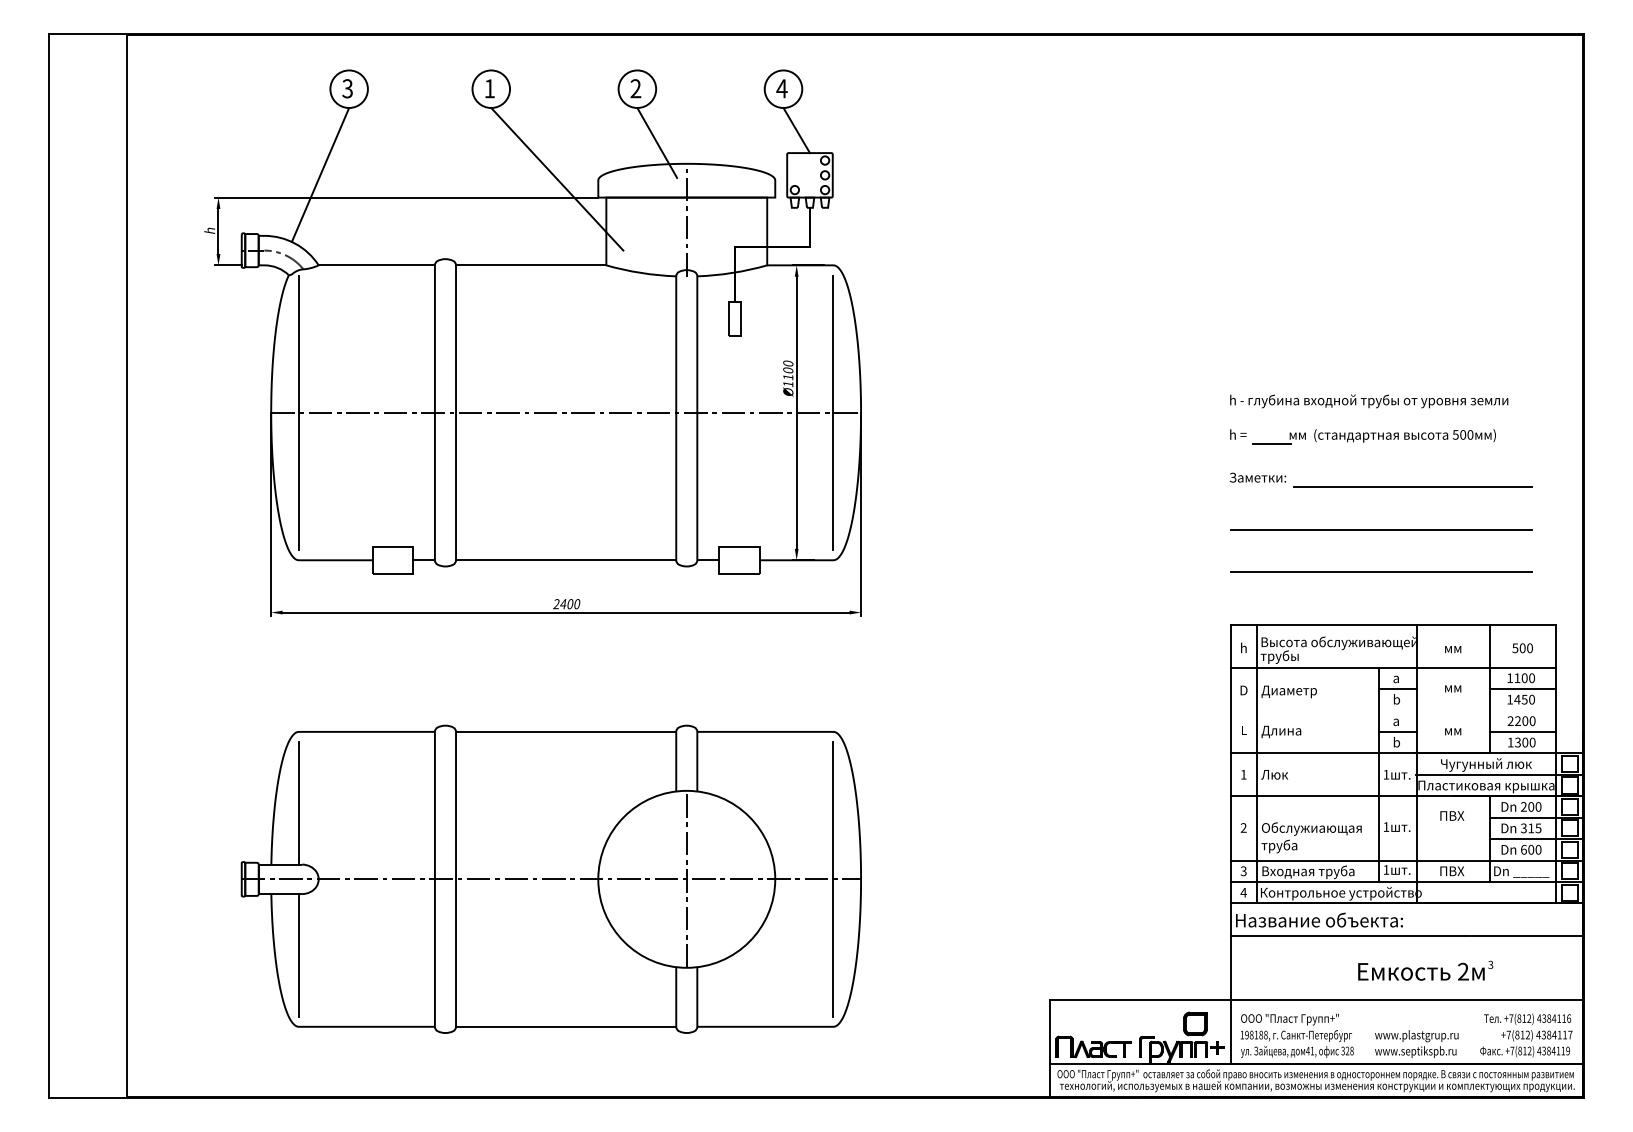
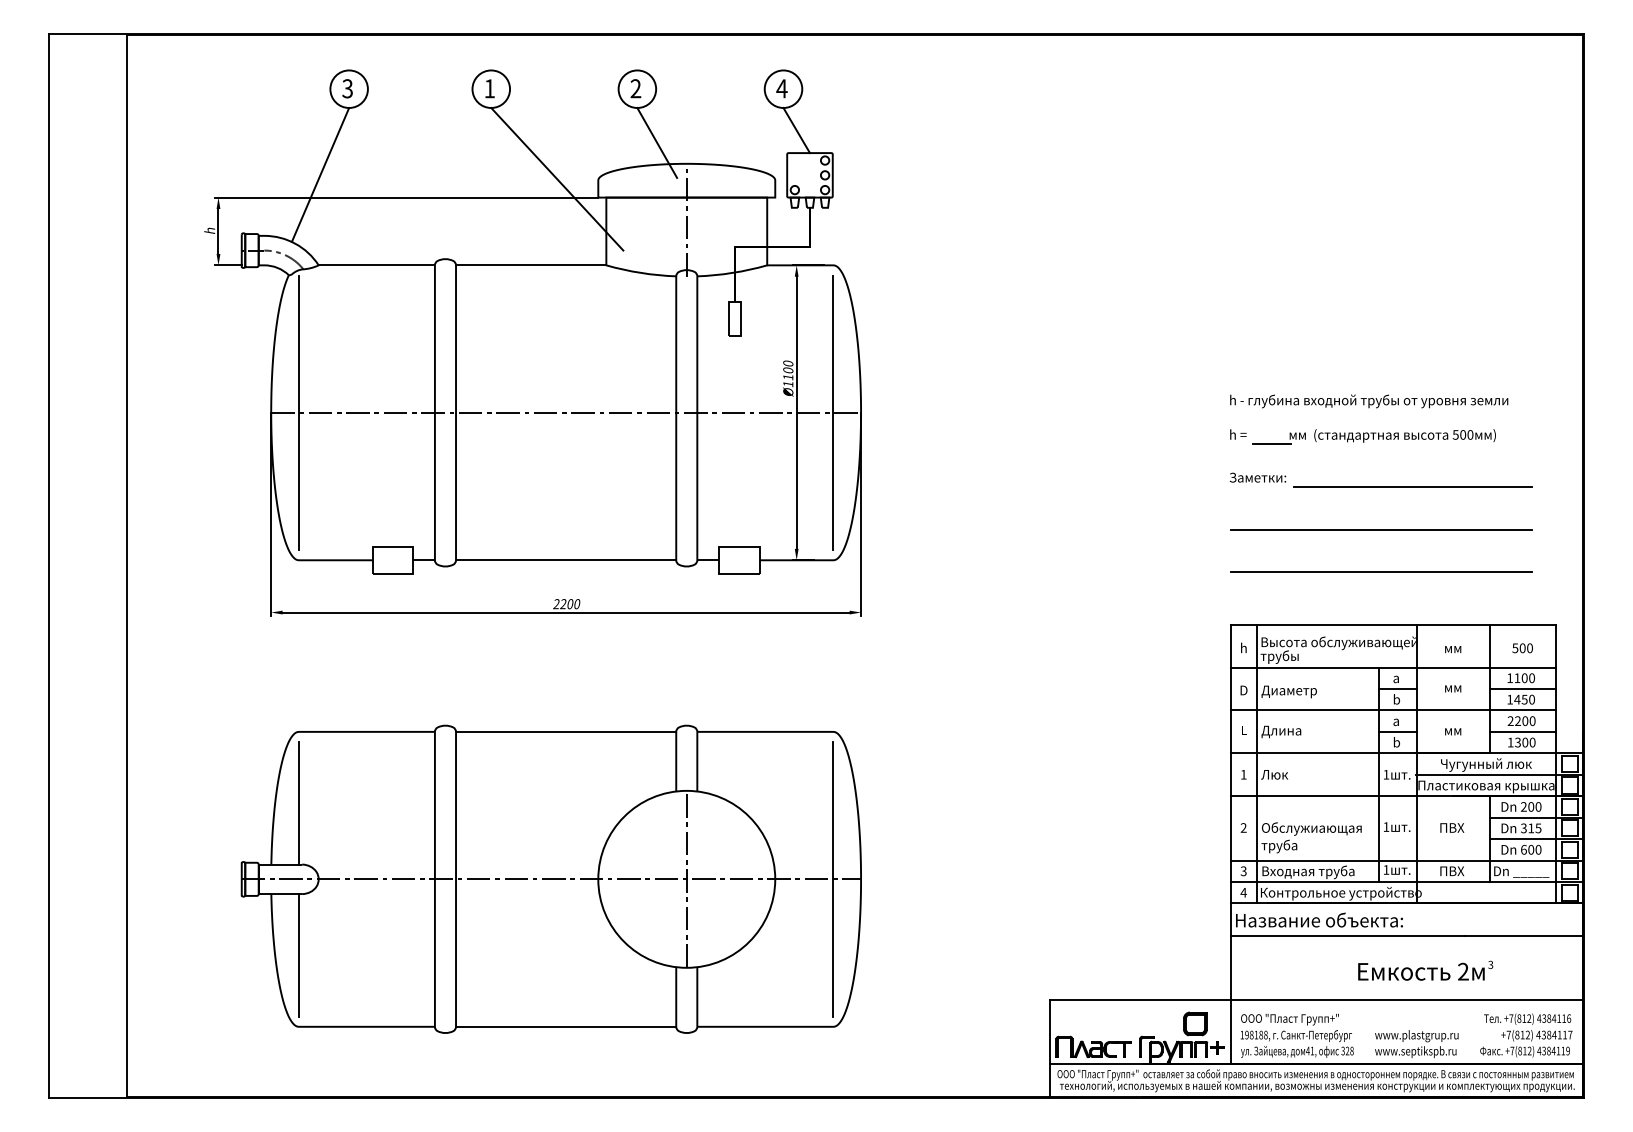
text: 2400 -> 2200 (563, 604)
line: none -> present (1393, 710)
text position: (1452, 815) -> (1452, 827) (1452, 827)
